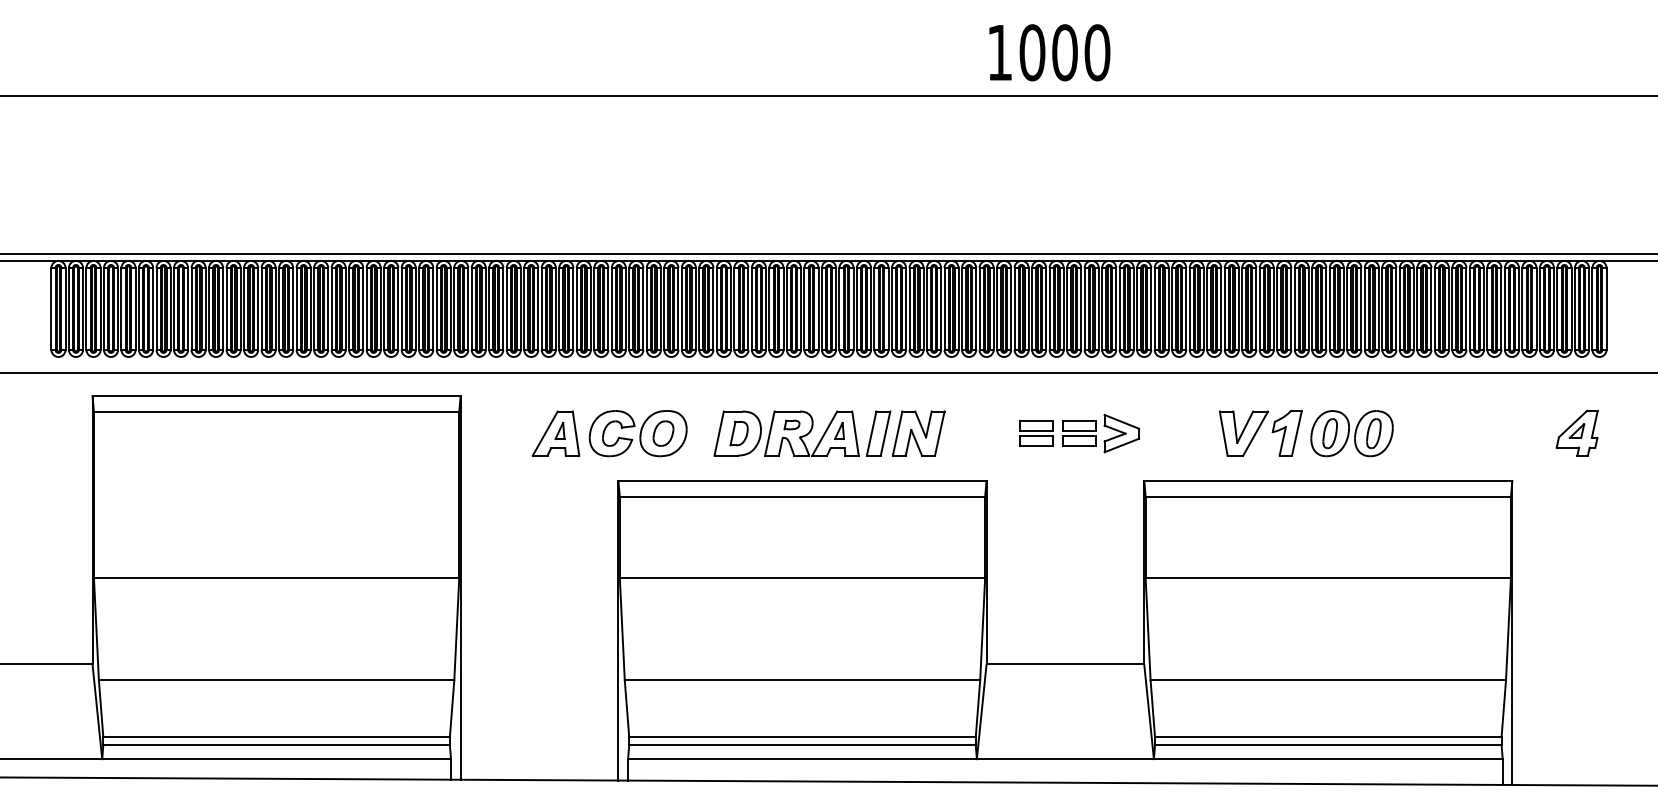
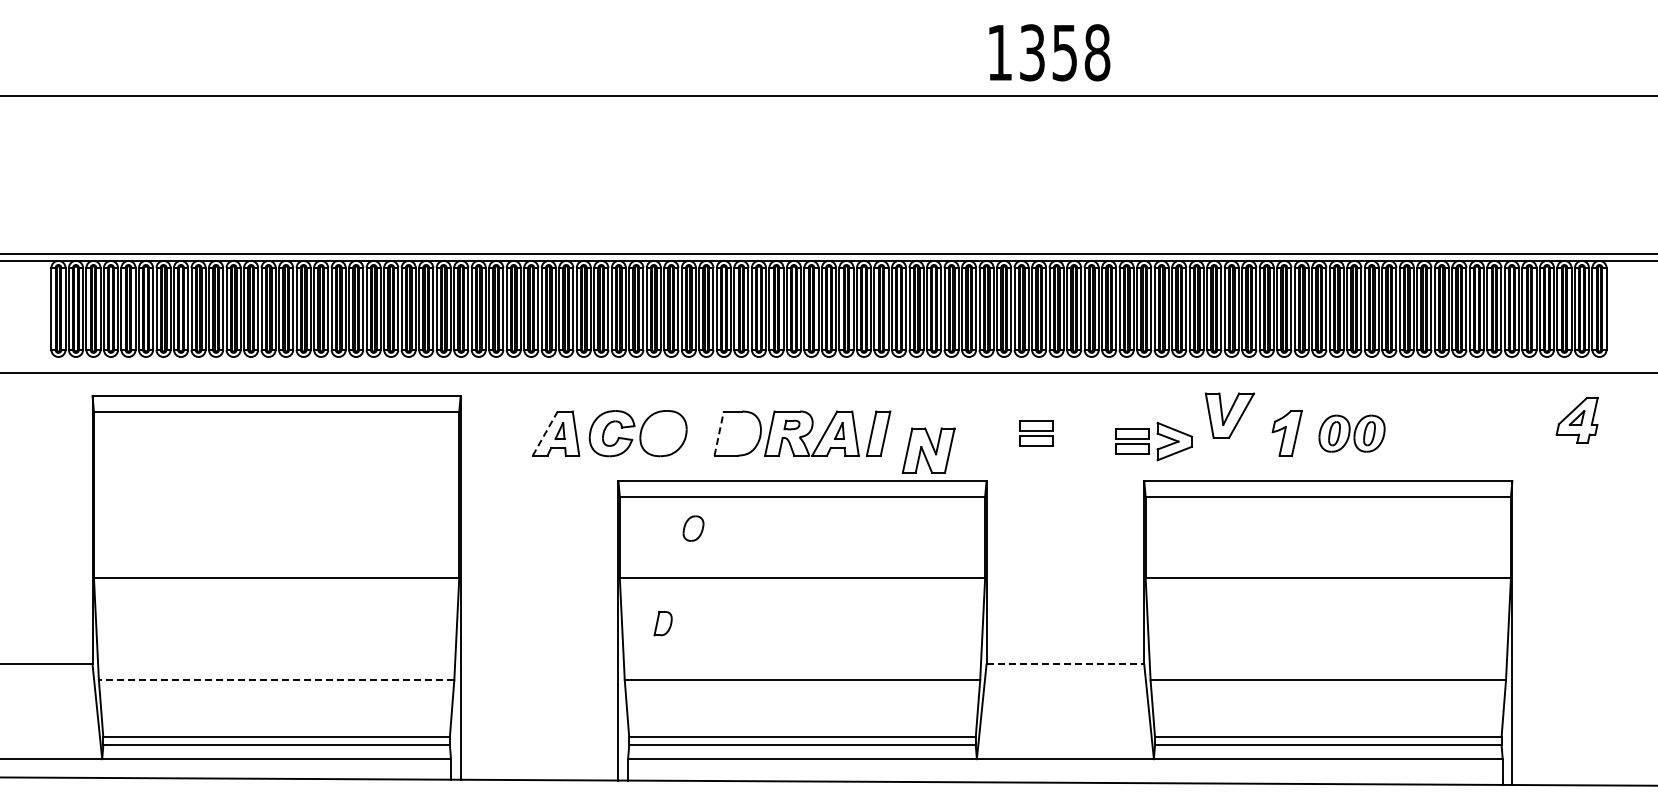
text: 1000 -> 1358 (1064, 52)
line: solid -> dashed (545, 433)
part position: (663, 433) -> (693, 528) (693, 528)
line: solid -> dashed (719, 433)
part position: (738, 433) -> (662, 623) (662, 623)
part position: (918, 433) -> (928, 450) (928, 450)
part position: (1101, 433) -> (1154, 441) (1154, 441)
part position: (1243, 433) -> (1229, 415) (1229, 415)
part size: 84x48 px -> 68x39 px (1351, 433)
part position: (1576, 433) -> (1576, 420) (1576, 420)
line: solid -> dashed (1065, 664)
line: solid -> dashed (276, 680)
